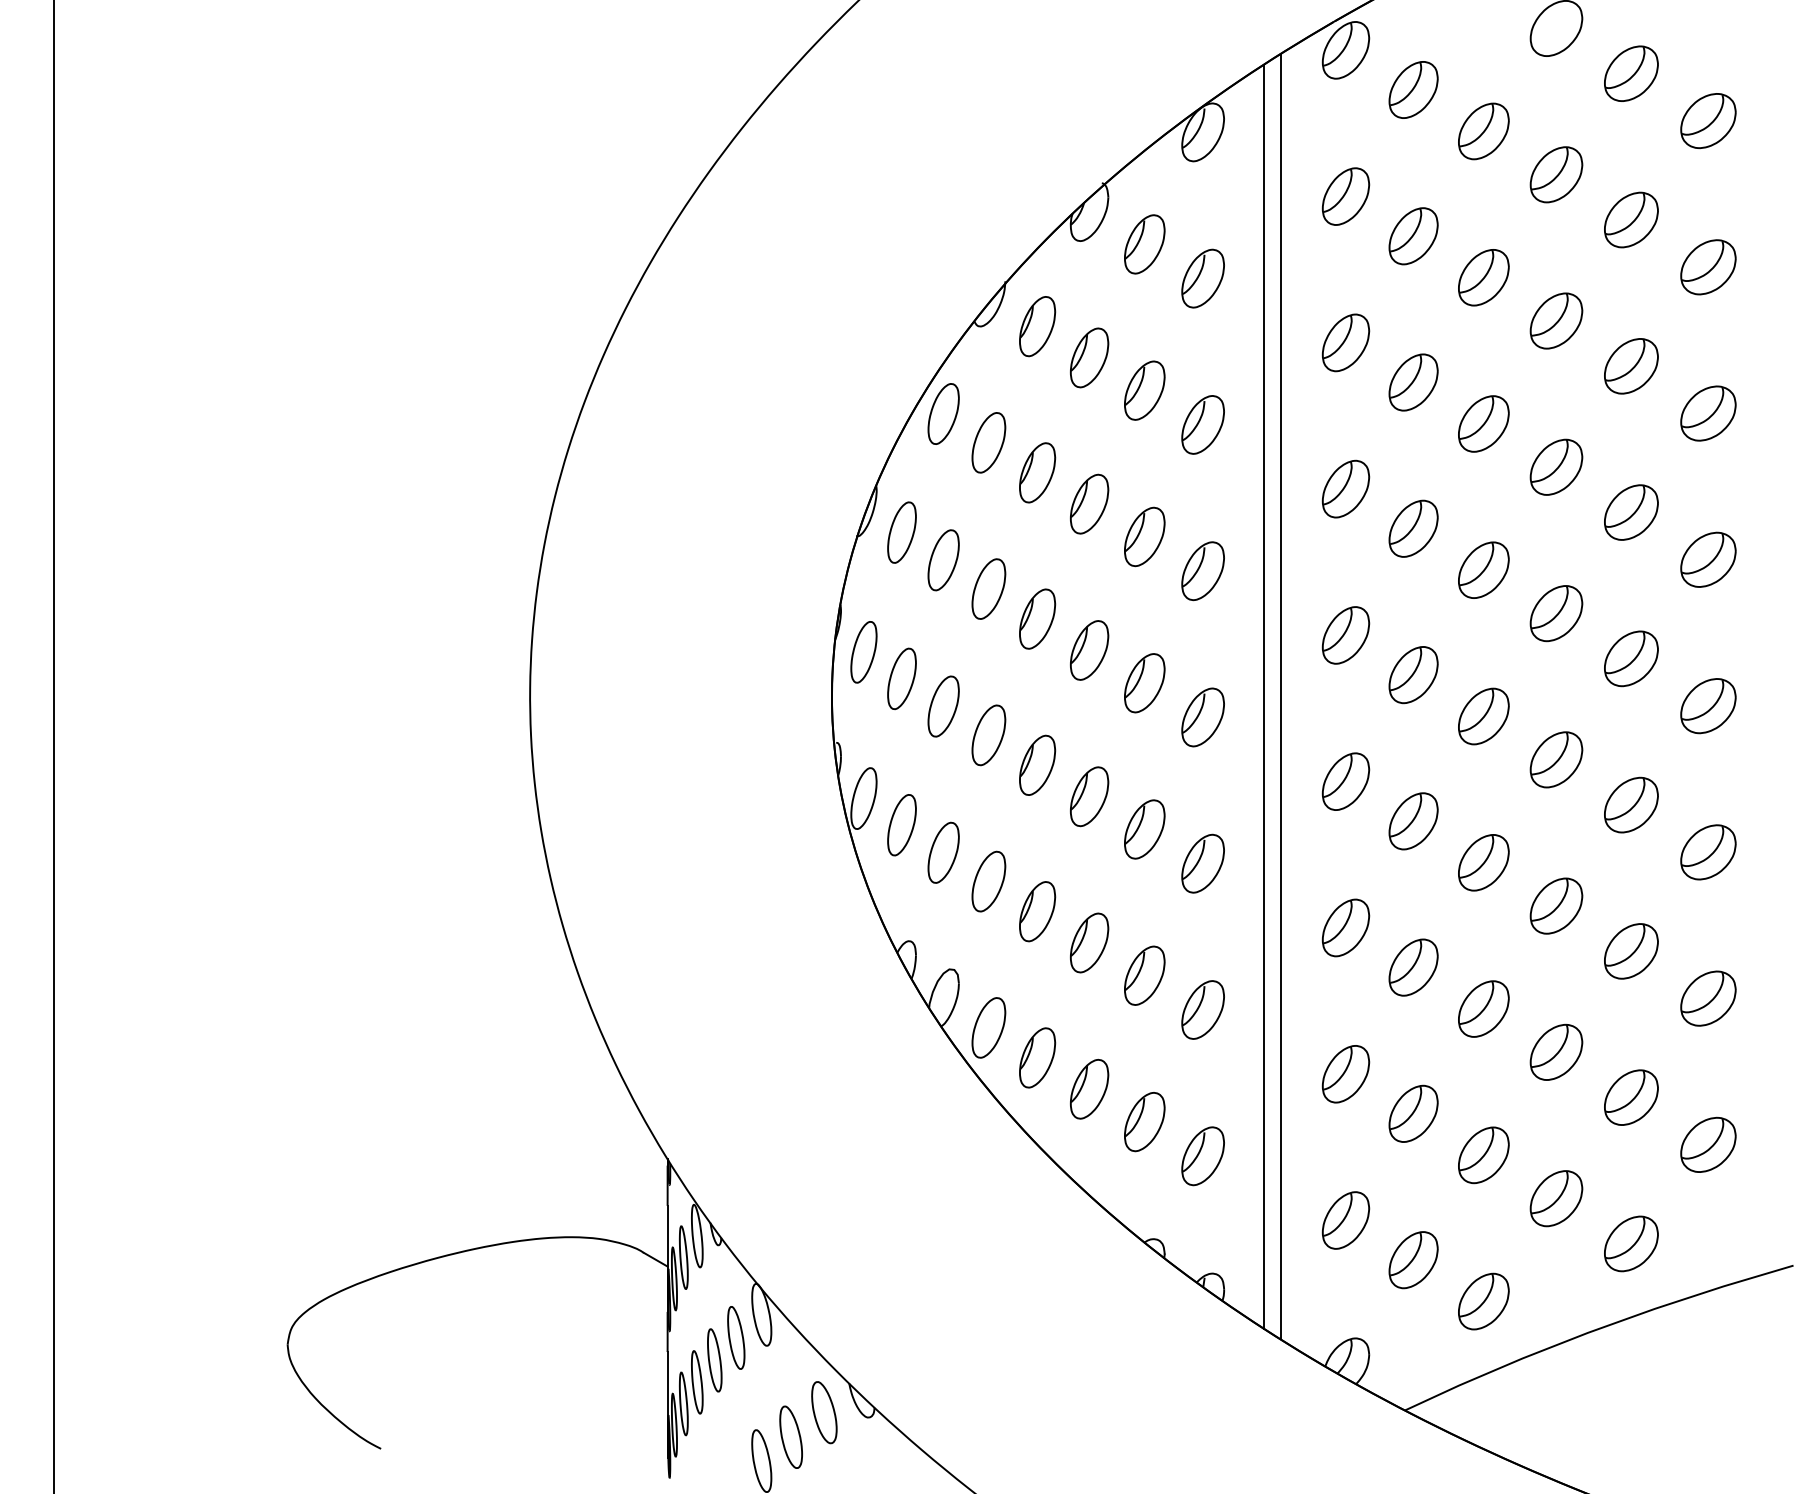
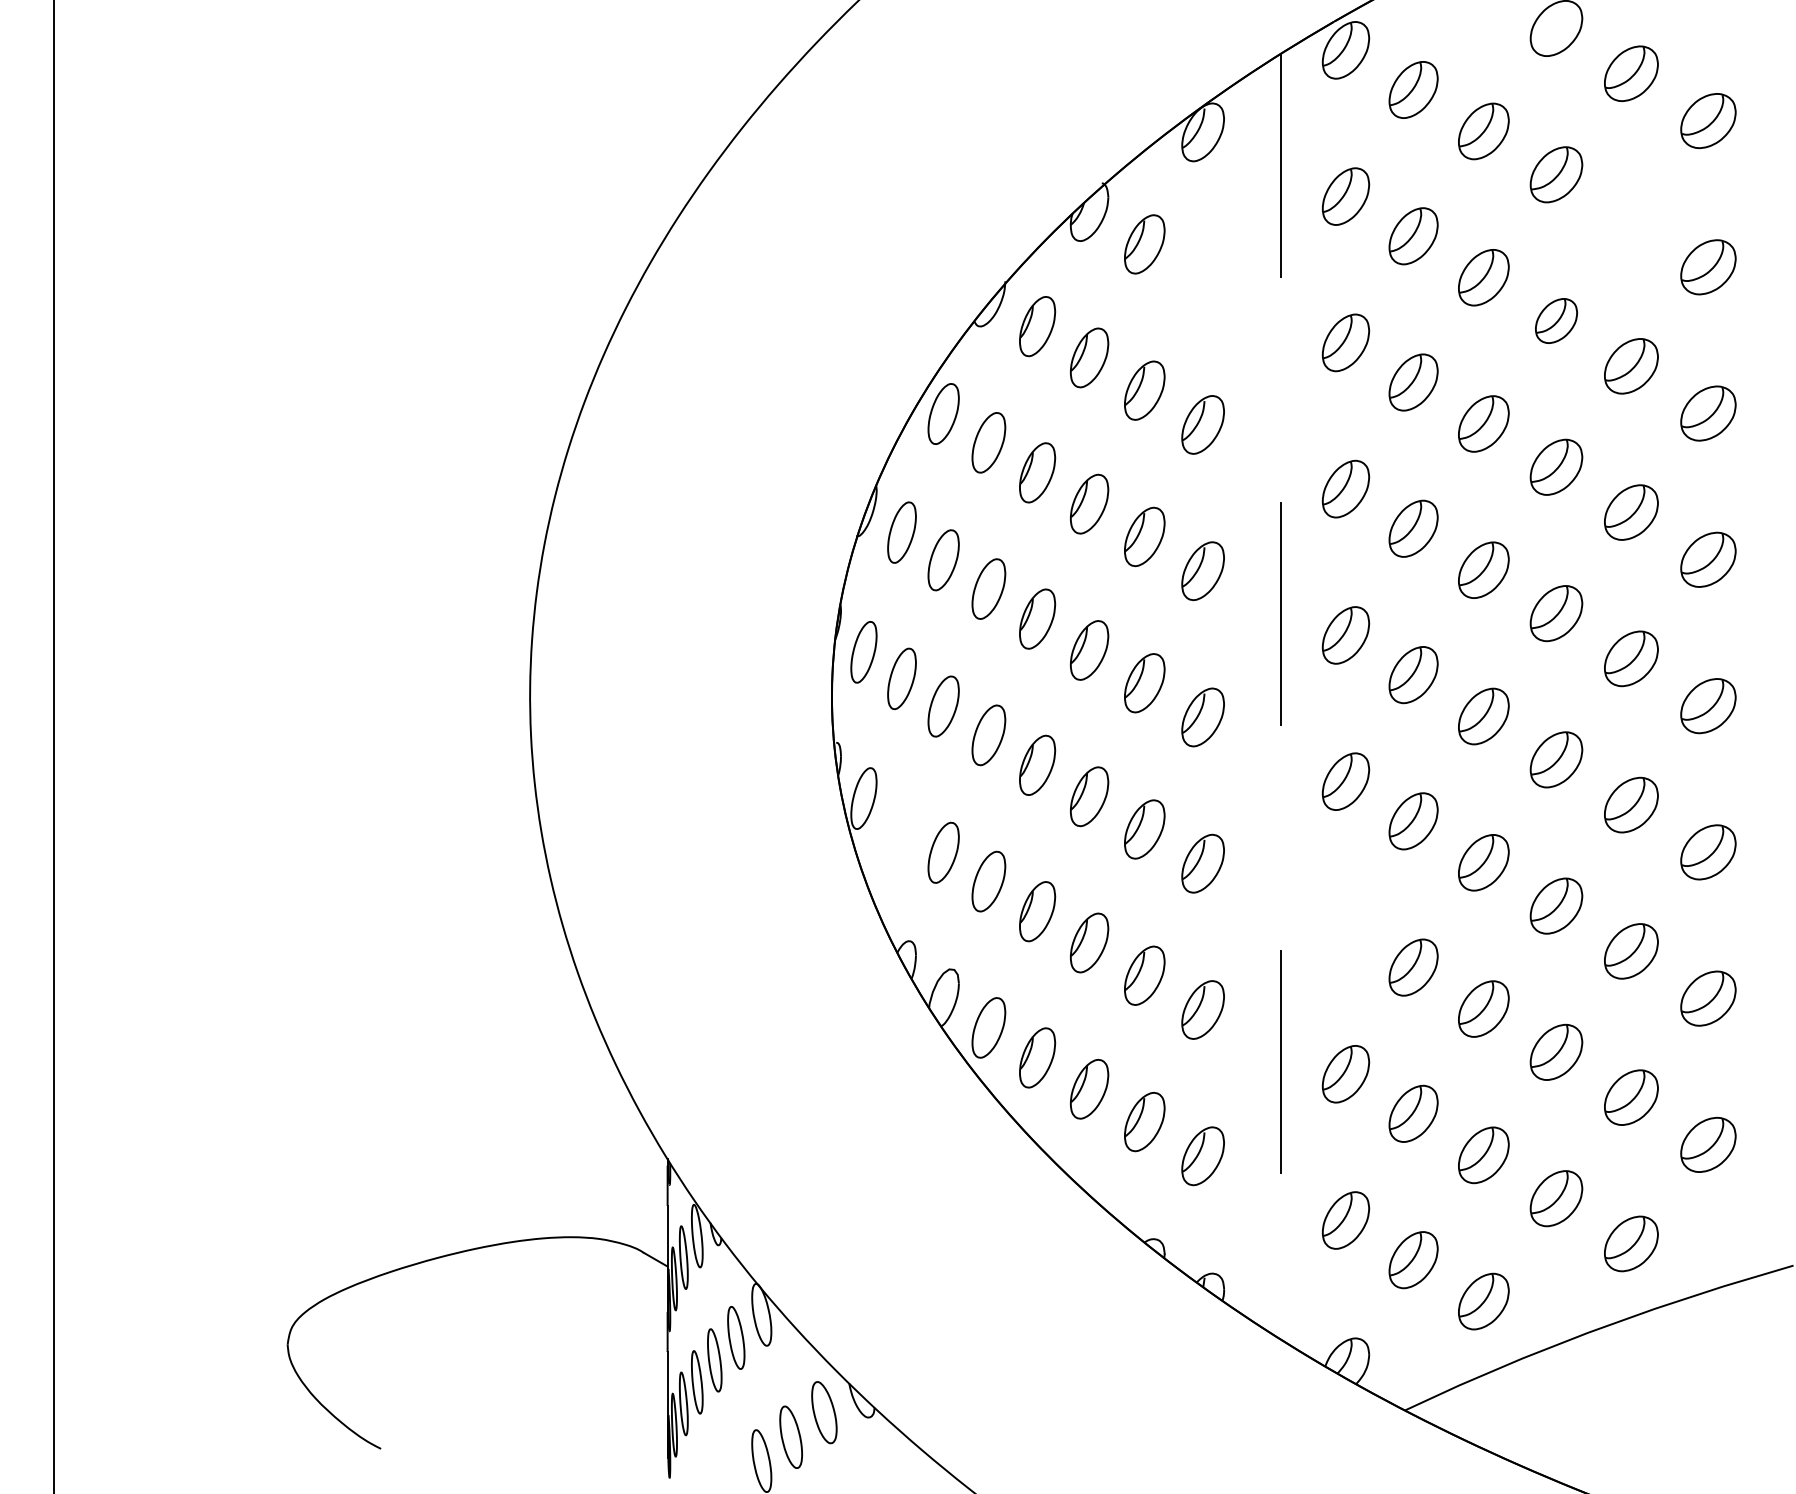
part: present -> none (1631, 219)
part: present -> none (1202, 278)
part size: 55x58 px -> 44x46 px (1556, 320)
line: present -> none (1264, 696)
line: solid -> dashed (1280, 696)
part: present -> none (901, 825)
part: present -> none (1345, 927)
